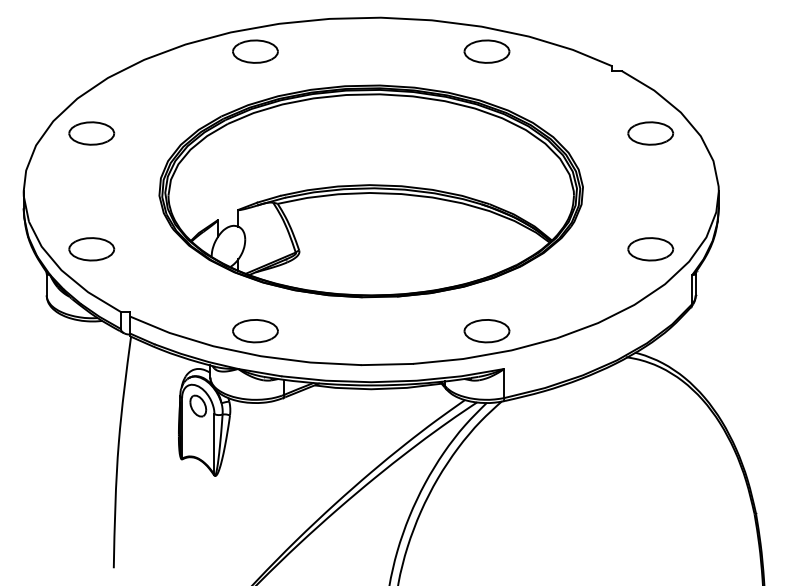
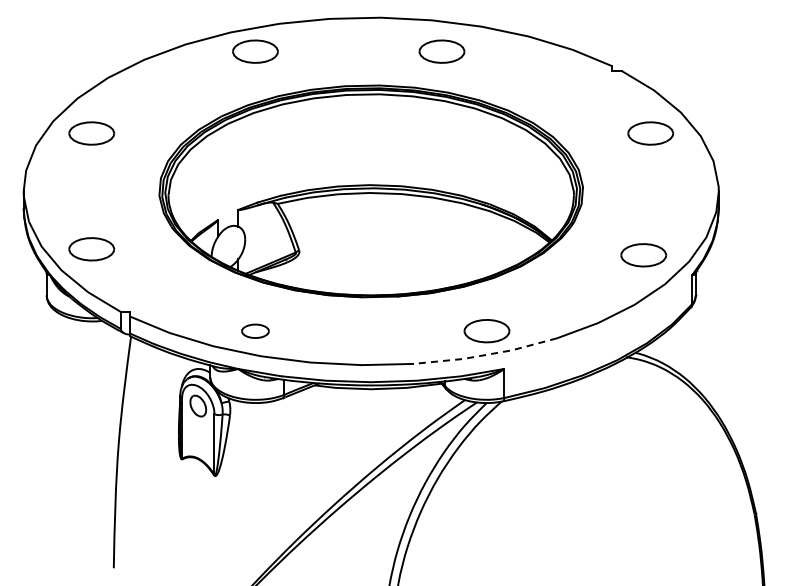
part position: (486, 51) -> (441, 51) (441, 51)
part position: (650, 249) -> (643, 255) (643, 255)
part size: 47x25 px -> 29x16 px (255, 330)
line: solid -> dashed (485, 355)
